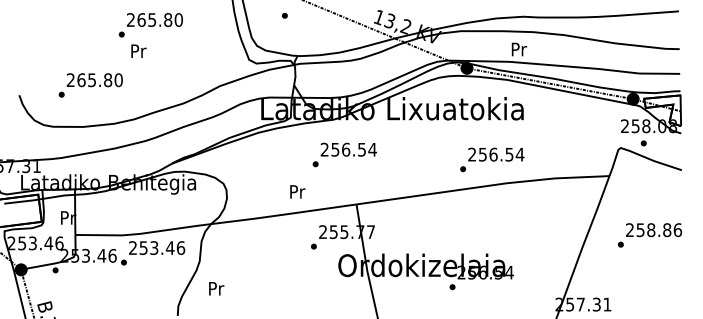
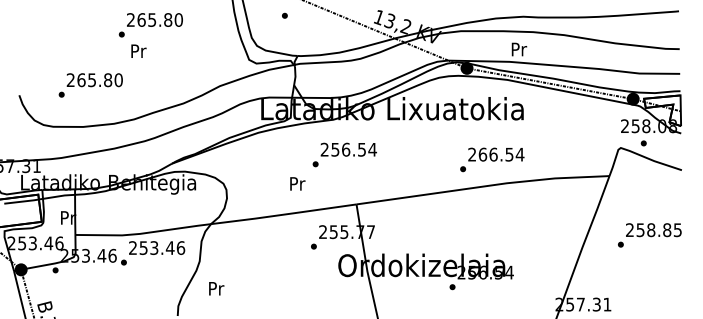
text: 256.54 -> 266.54 (482, 154)
text position: (297, 191) -> (297, 183) (297, 183)
text: 258.86 -> 258.85 (677, 230)
